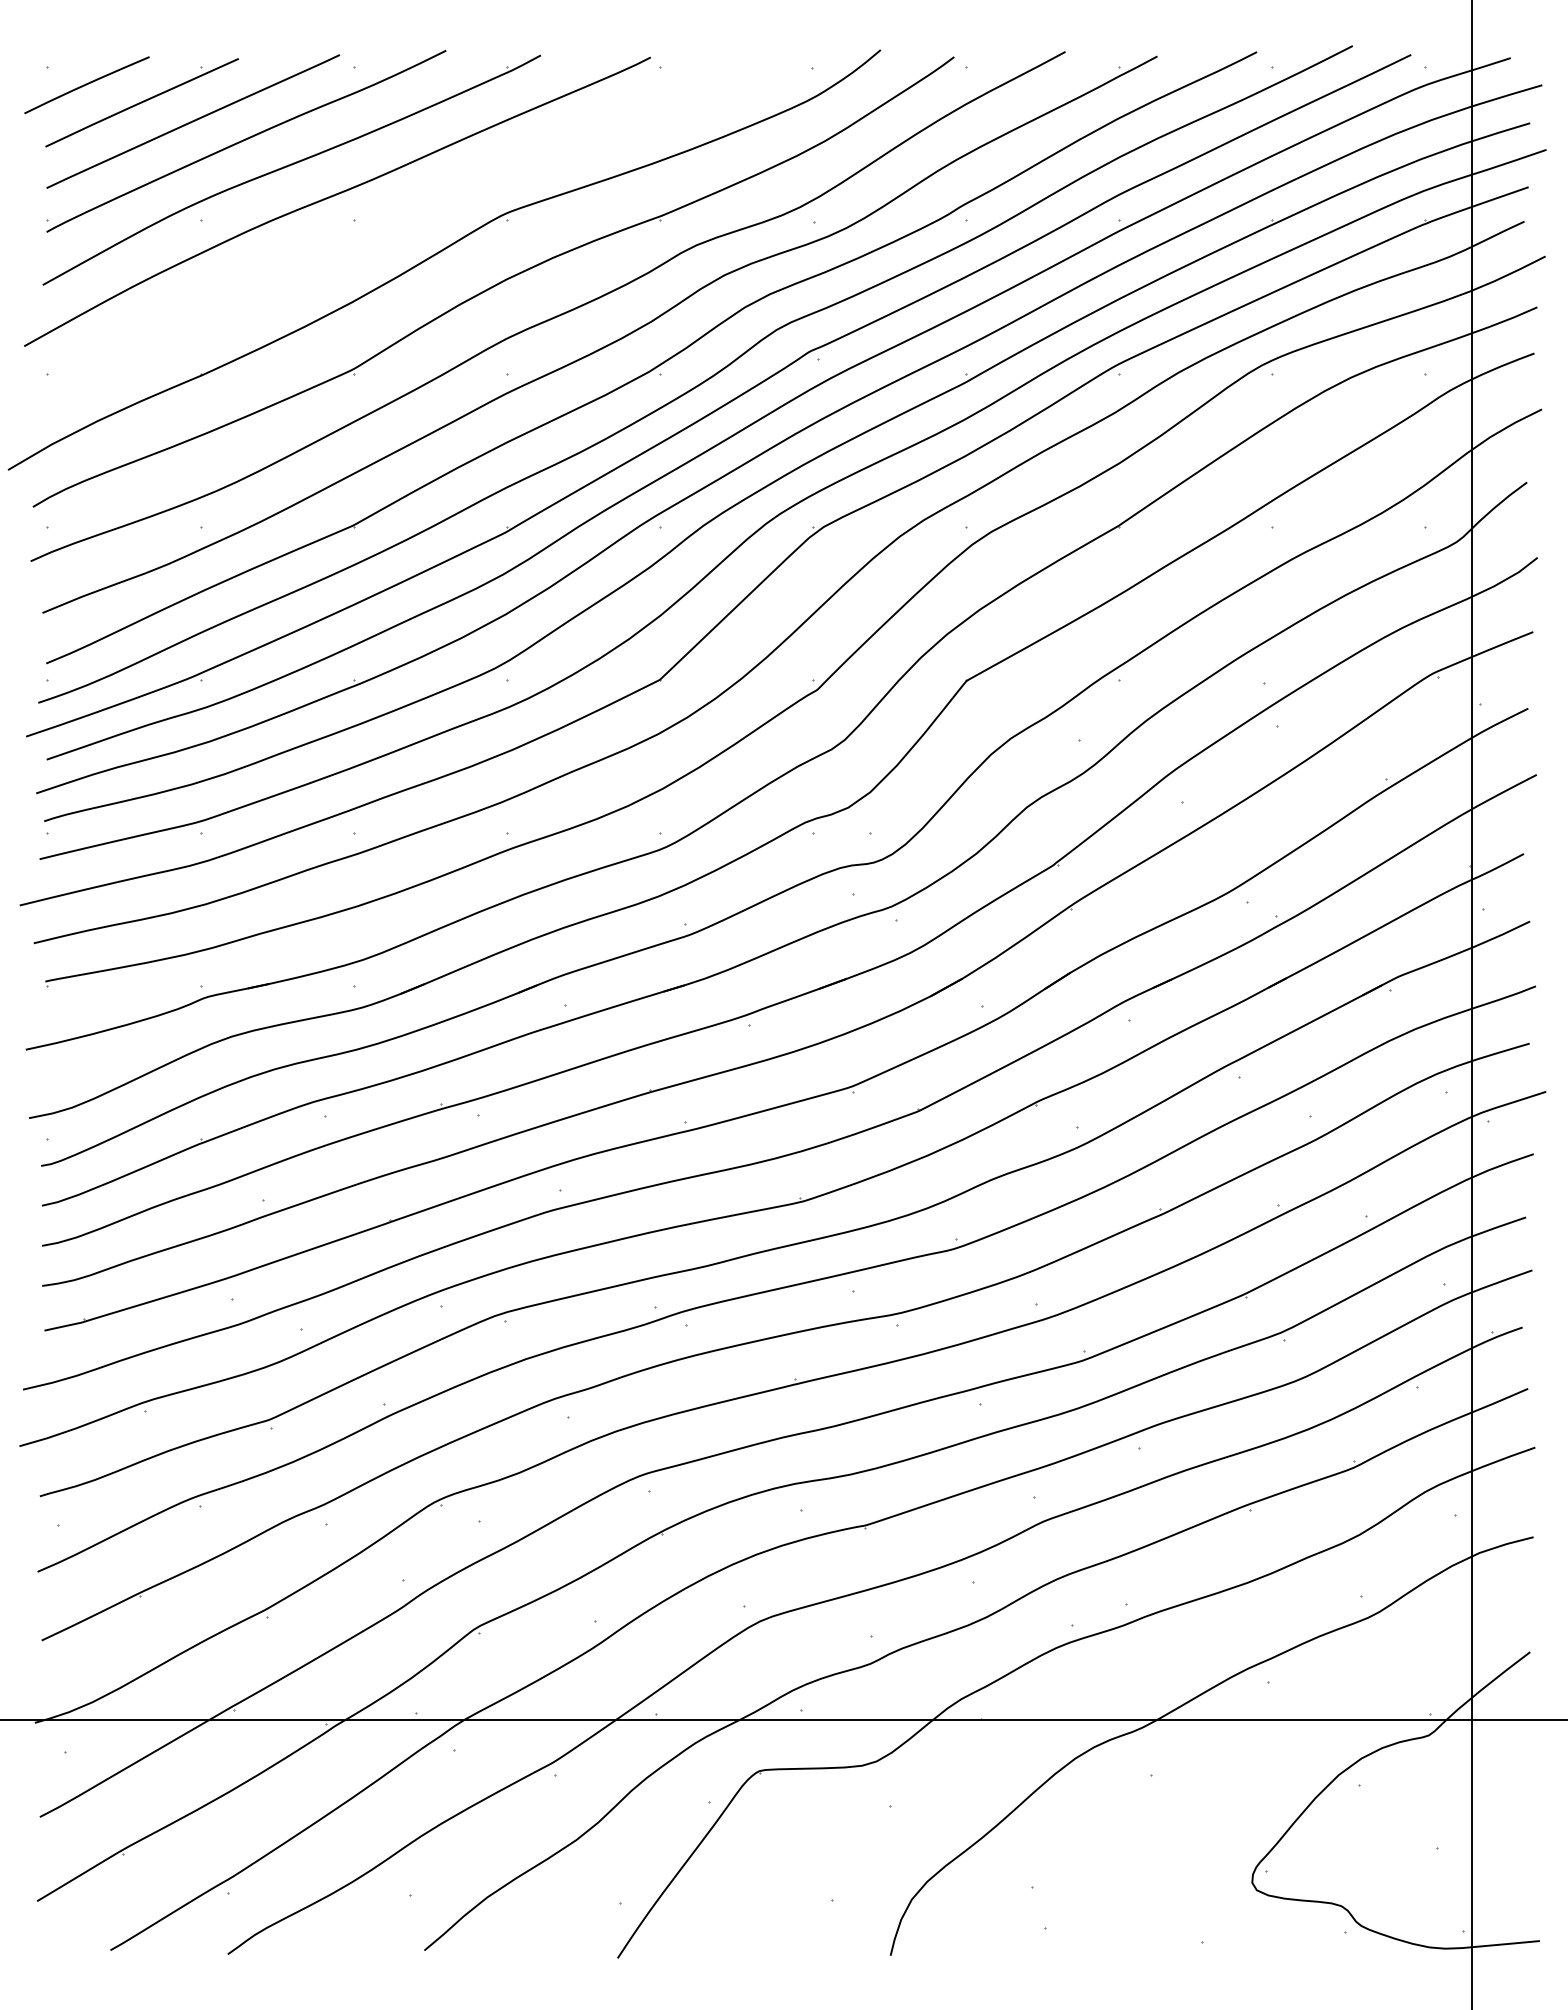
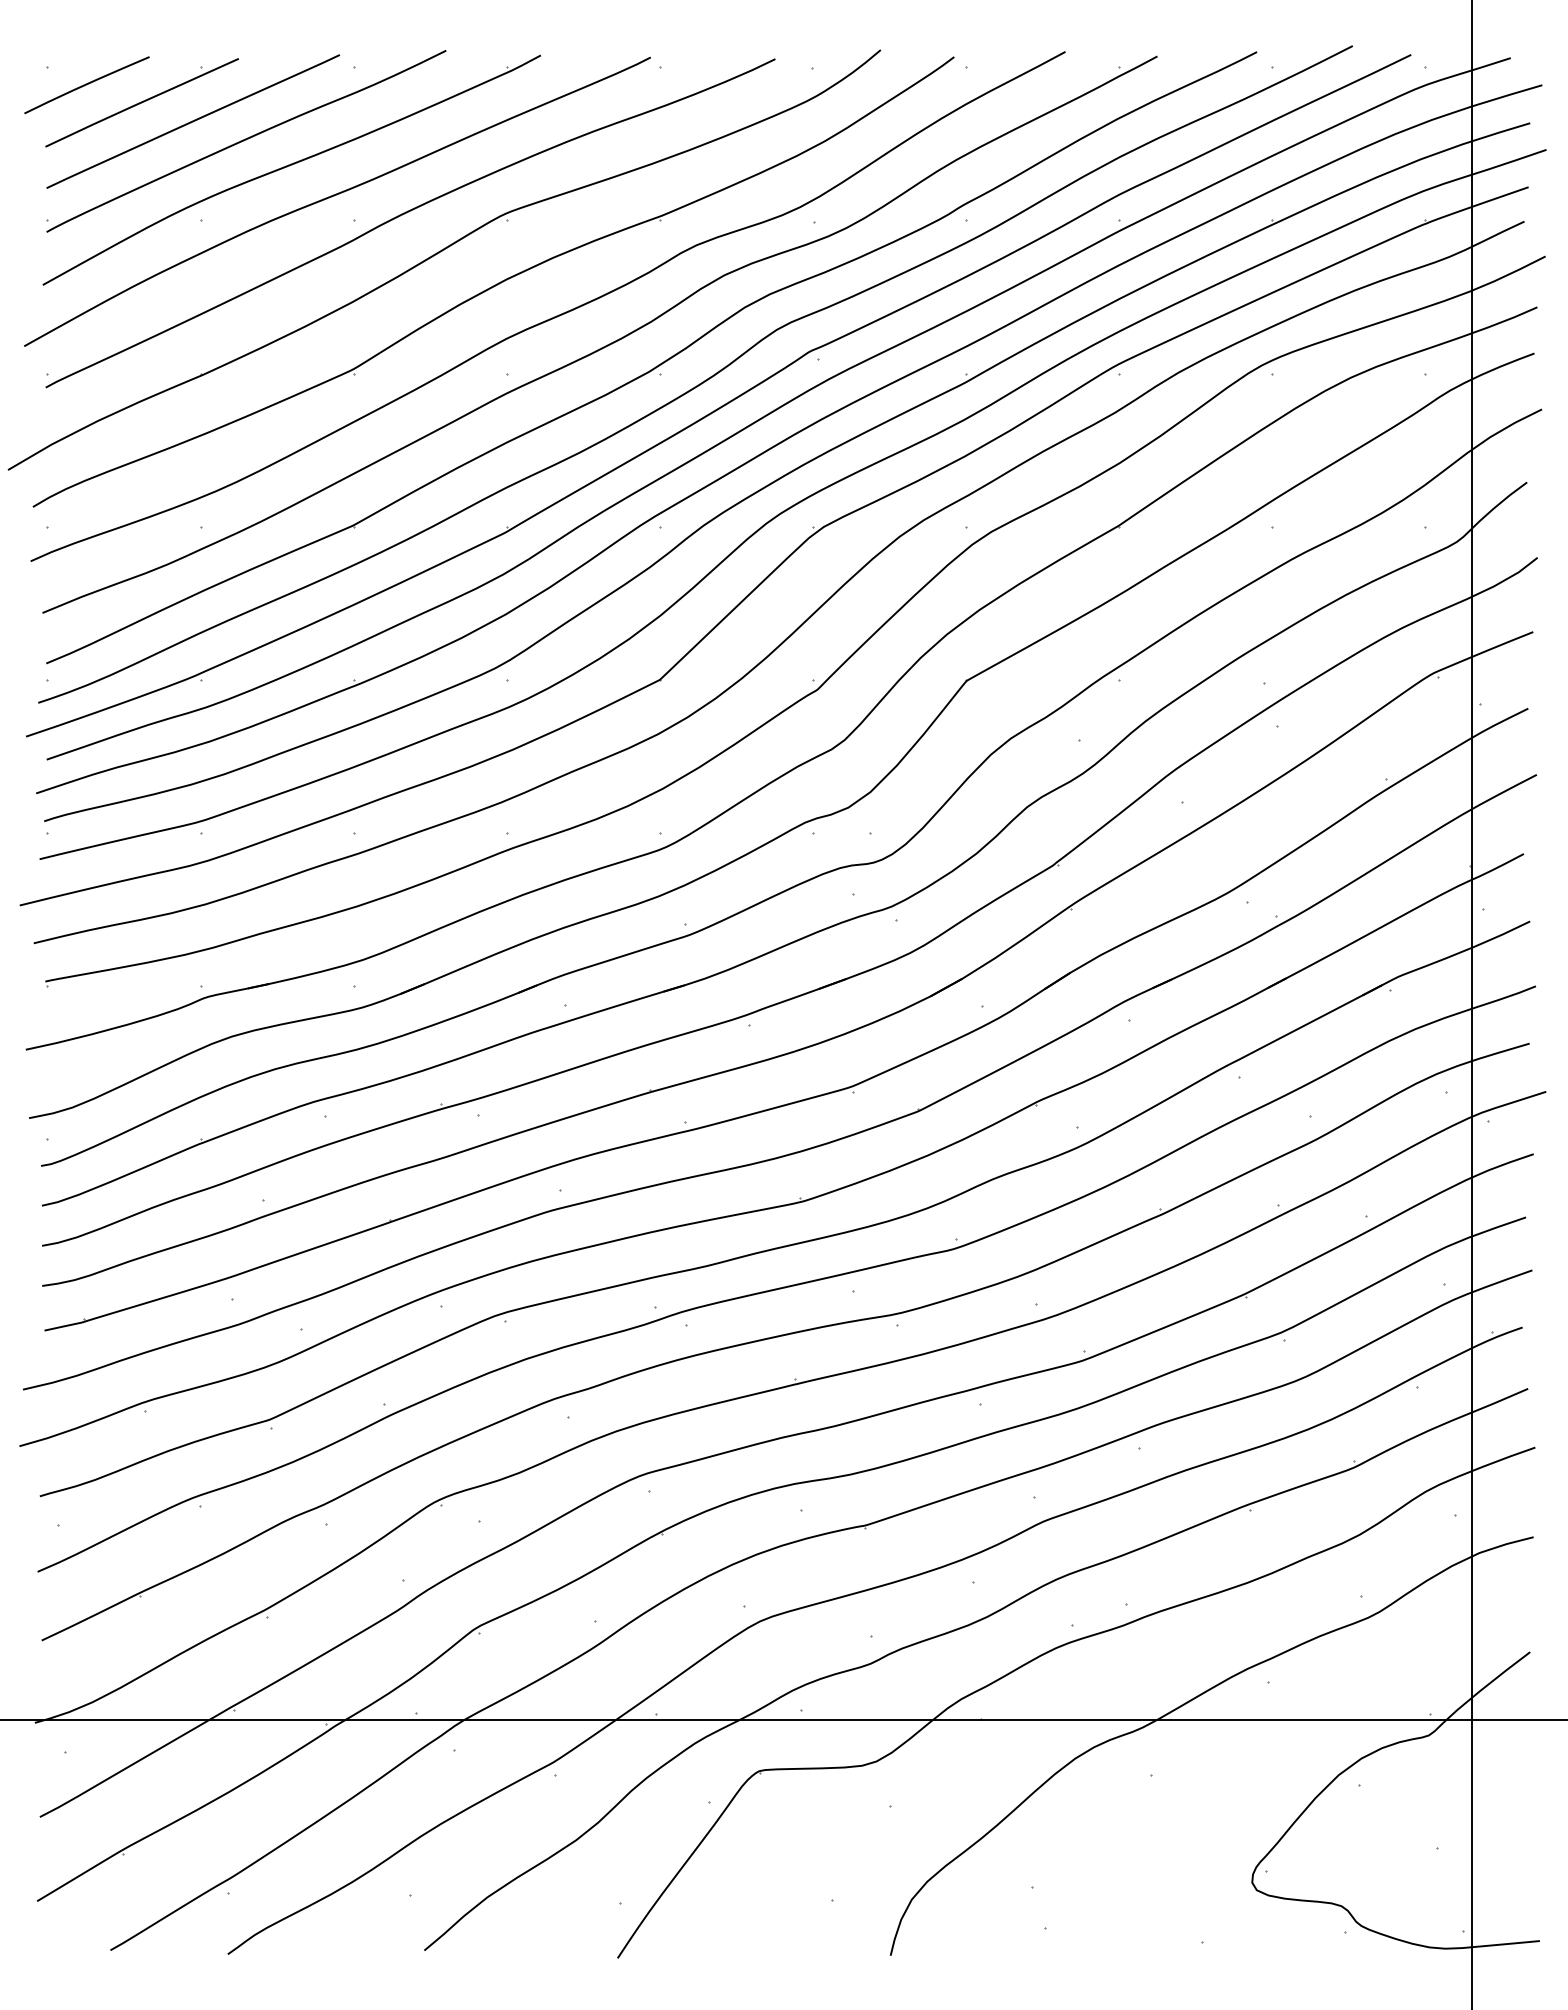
curve: none -> present (406, 213)
